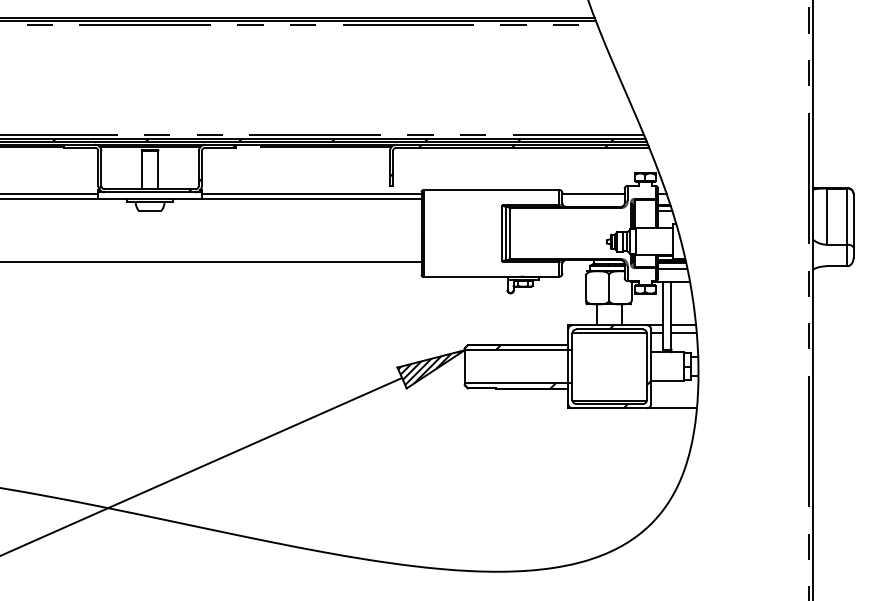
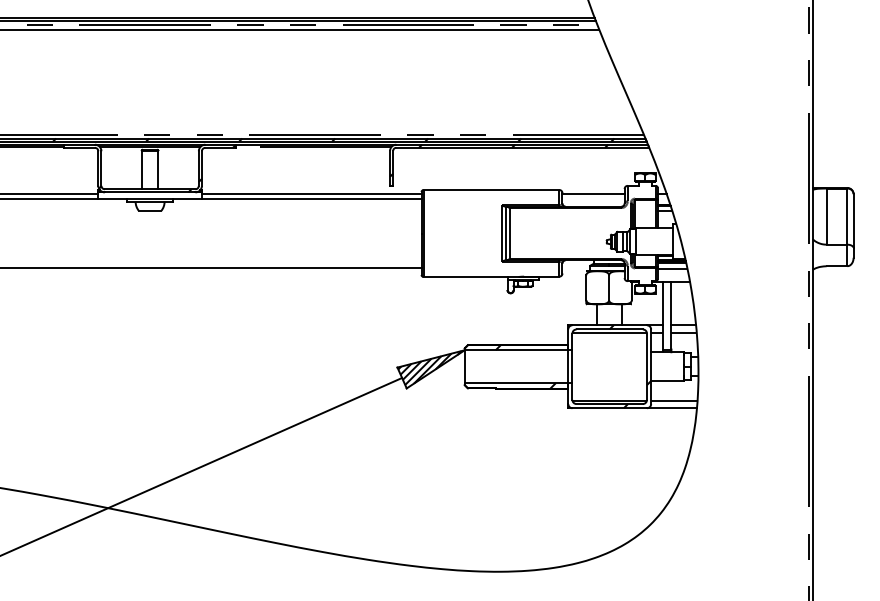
line: none -> present (300, 29)
line position: (211, 262) -> (211, 268) (211, 268)
line: none -> present (674, 400)
